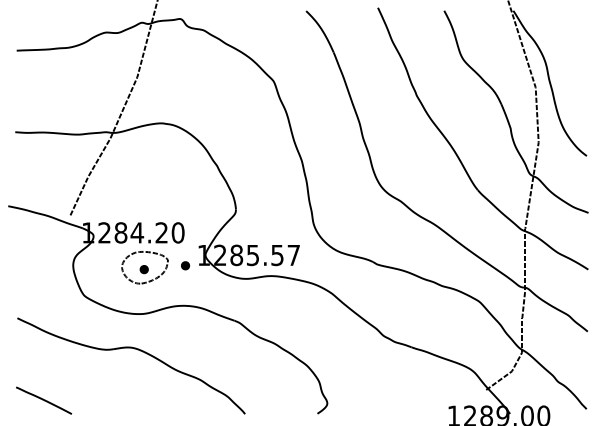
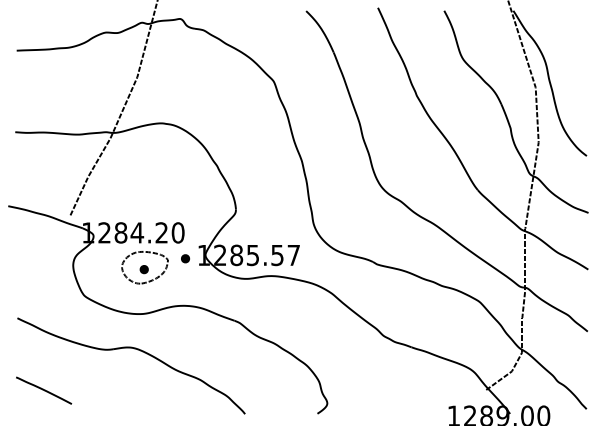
part position: (185, 265) -> (185, 258) (185, 258)
line position: (44, 400) -> (44, 390) (44, 390)
